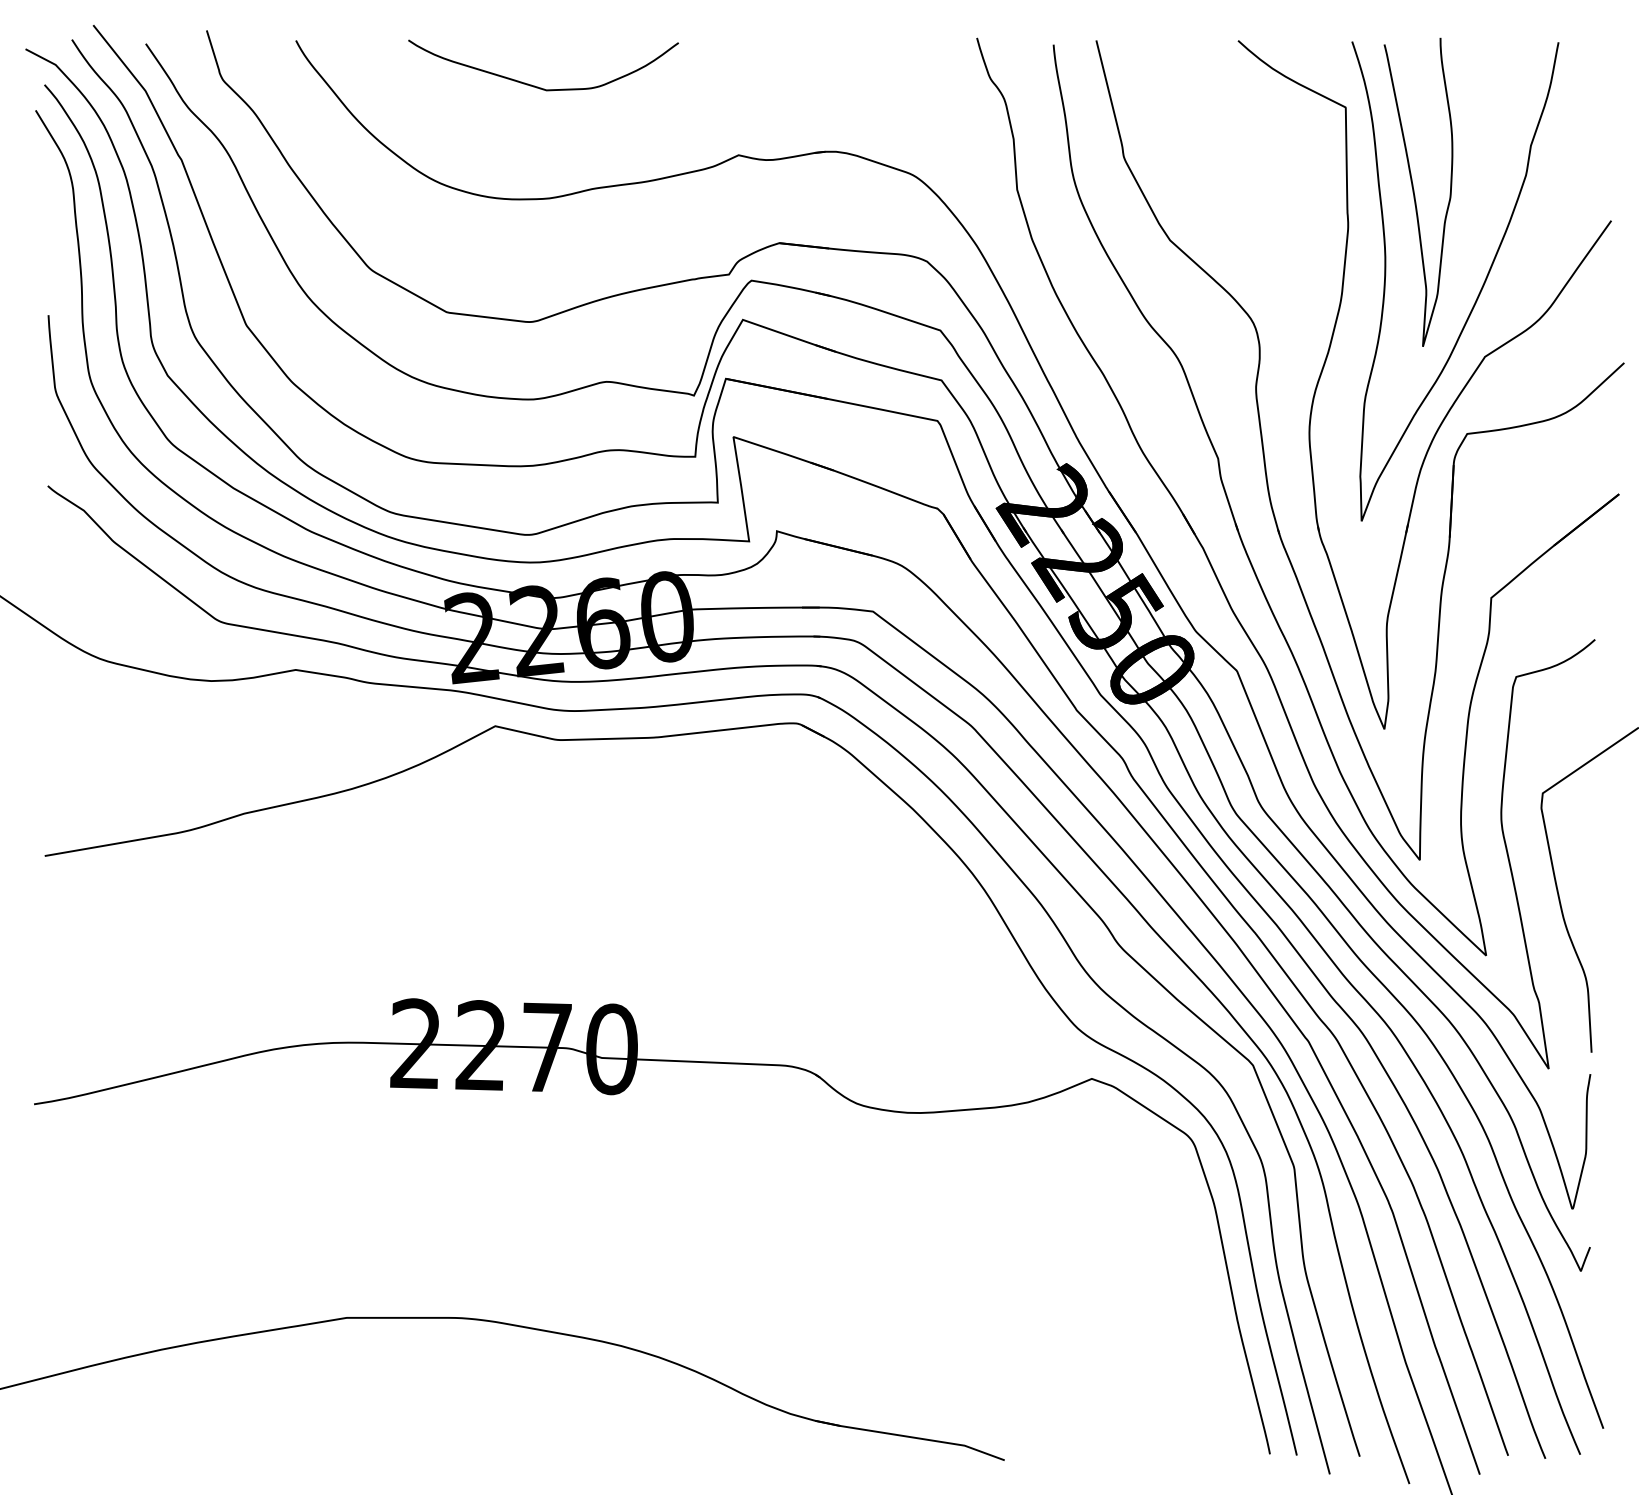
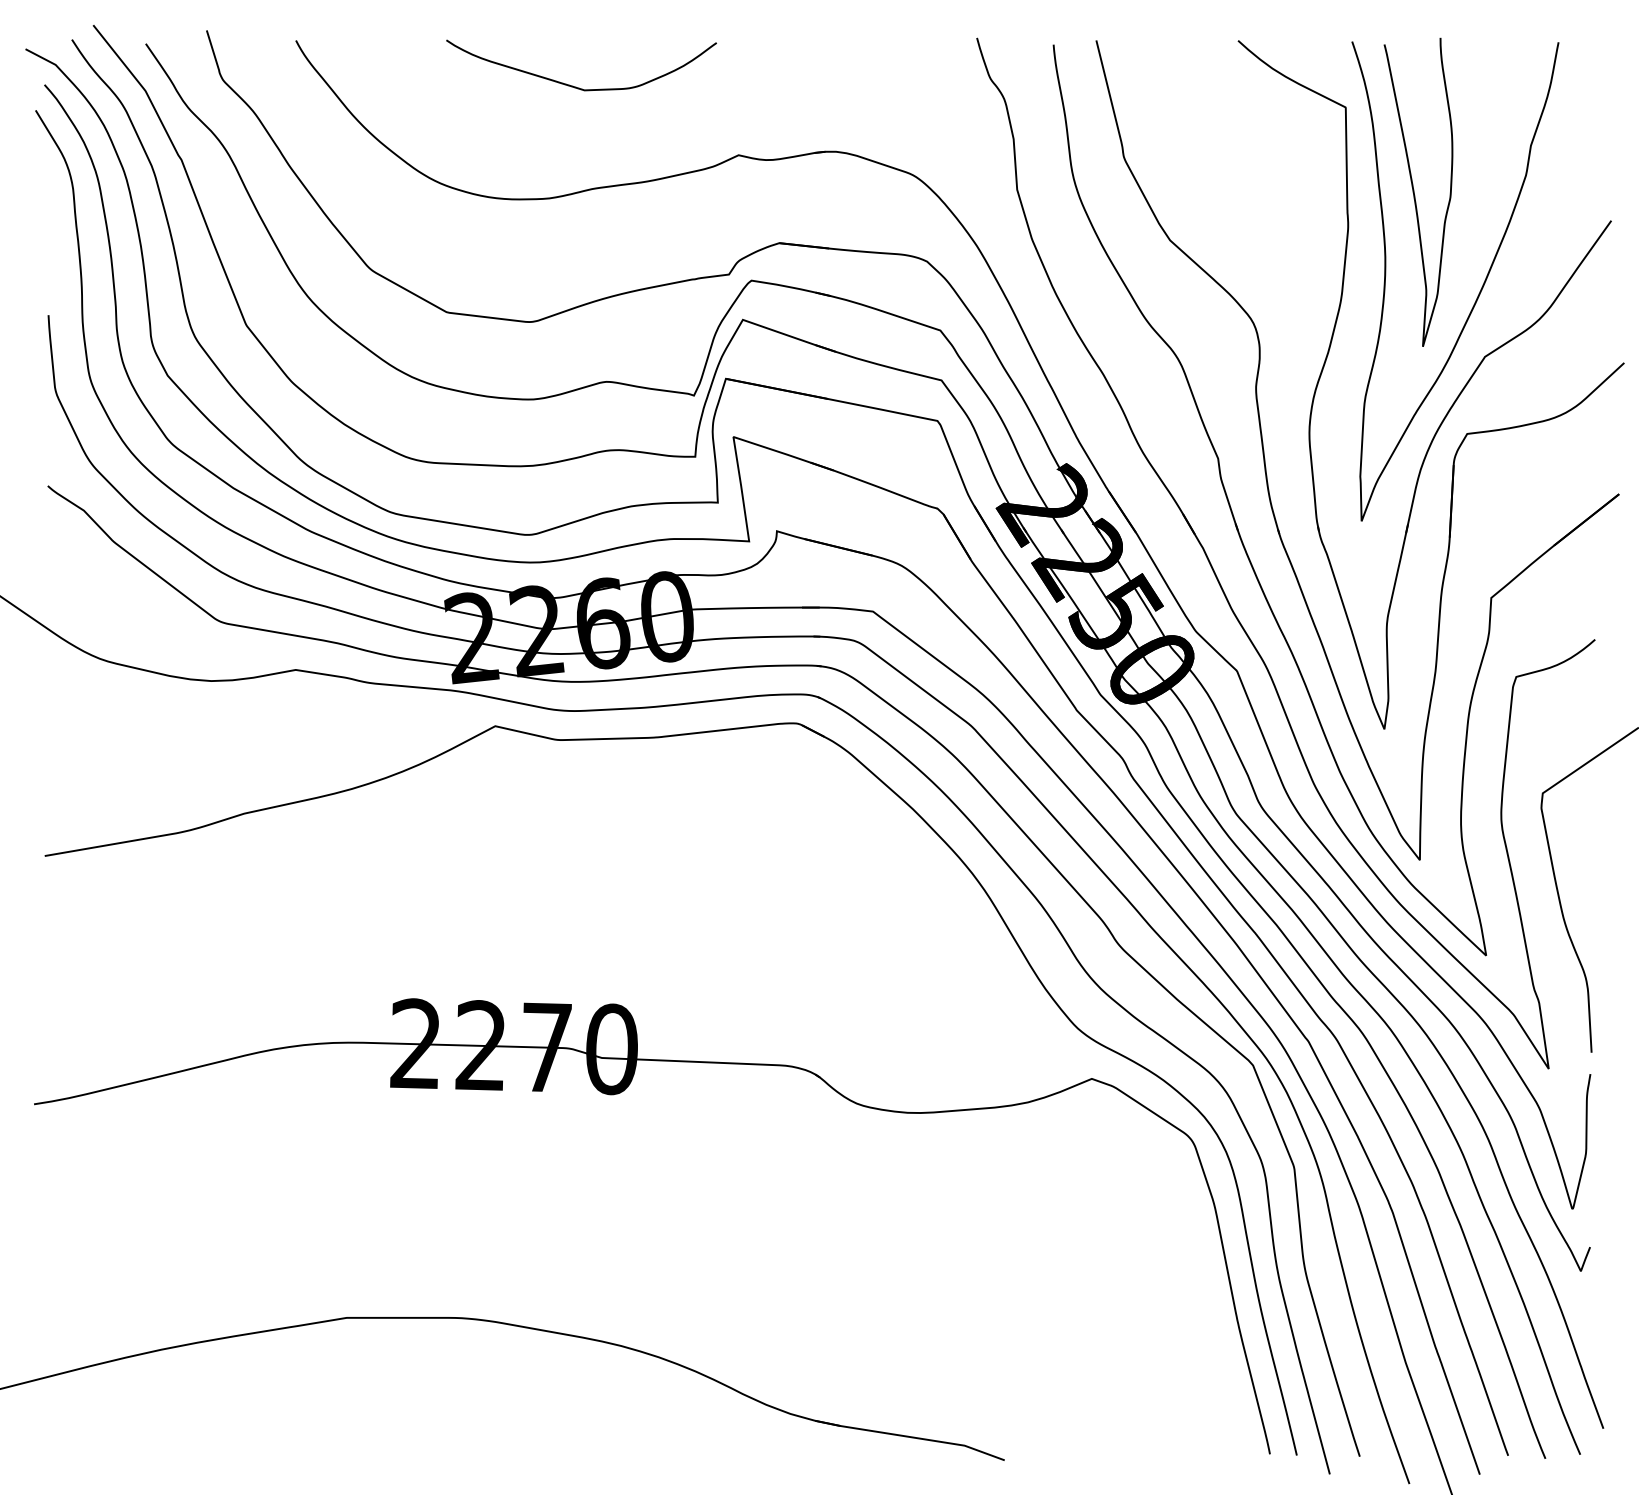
curve position: (538, 86) -> (576, 86) (576, 86)
